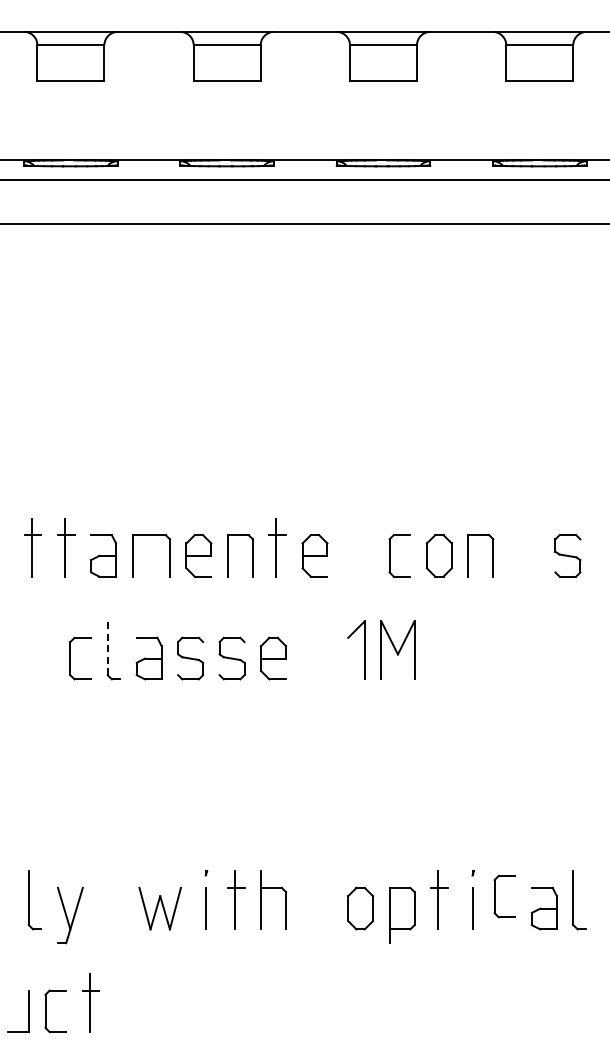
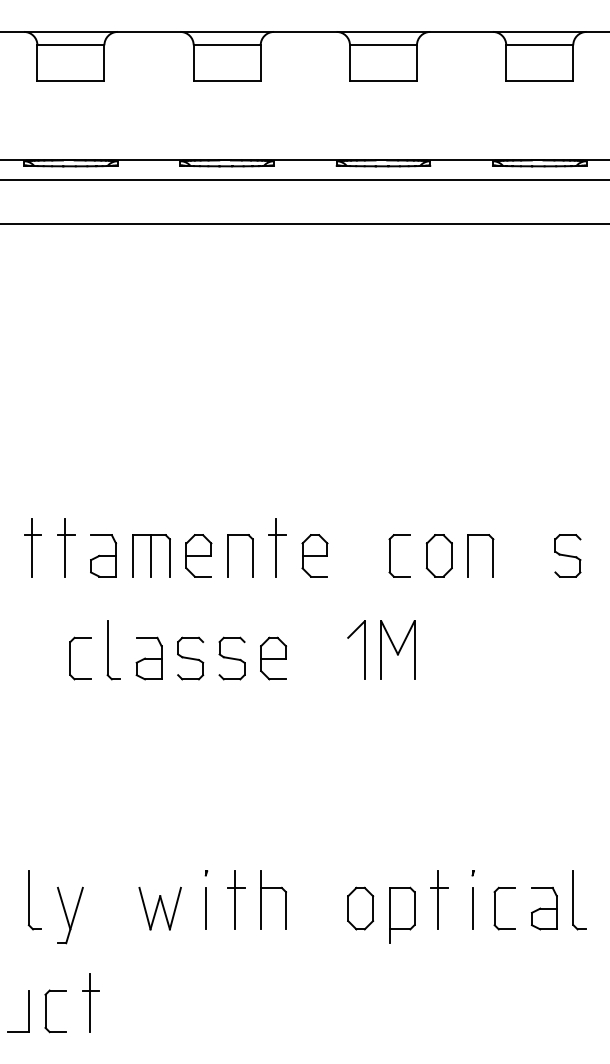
line: none -> present (150, 555)
line: dashed -> solid (107, 648)
part position: (495, 896) -> (495, 908) (495, 908)
